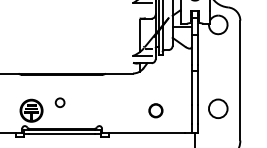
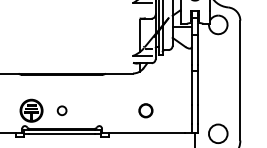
circle position: (59, 102) -> (61, 110) (61, 110)
circle position: (218, 108) -> (218, 133) (218, 133)
circle position: (155, 110) -> (145, 110) (145, 110)
